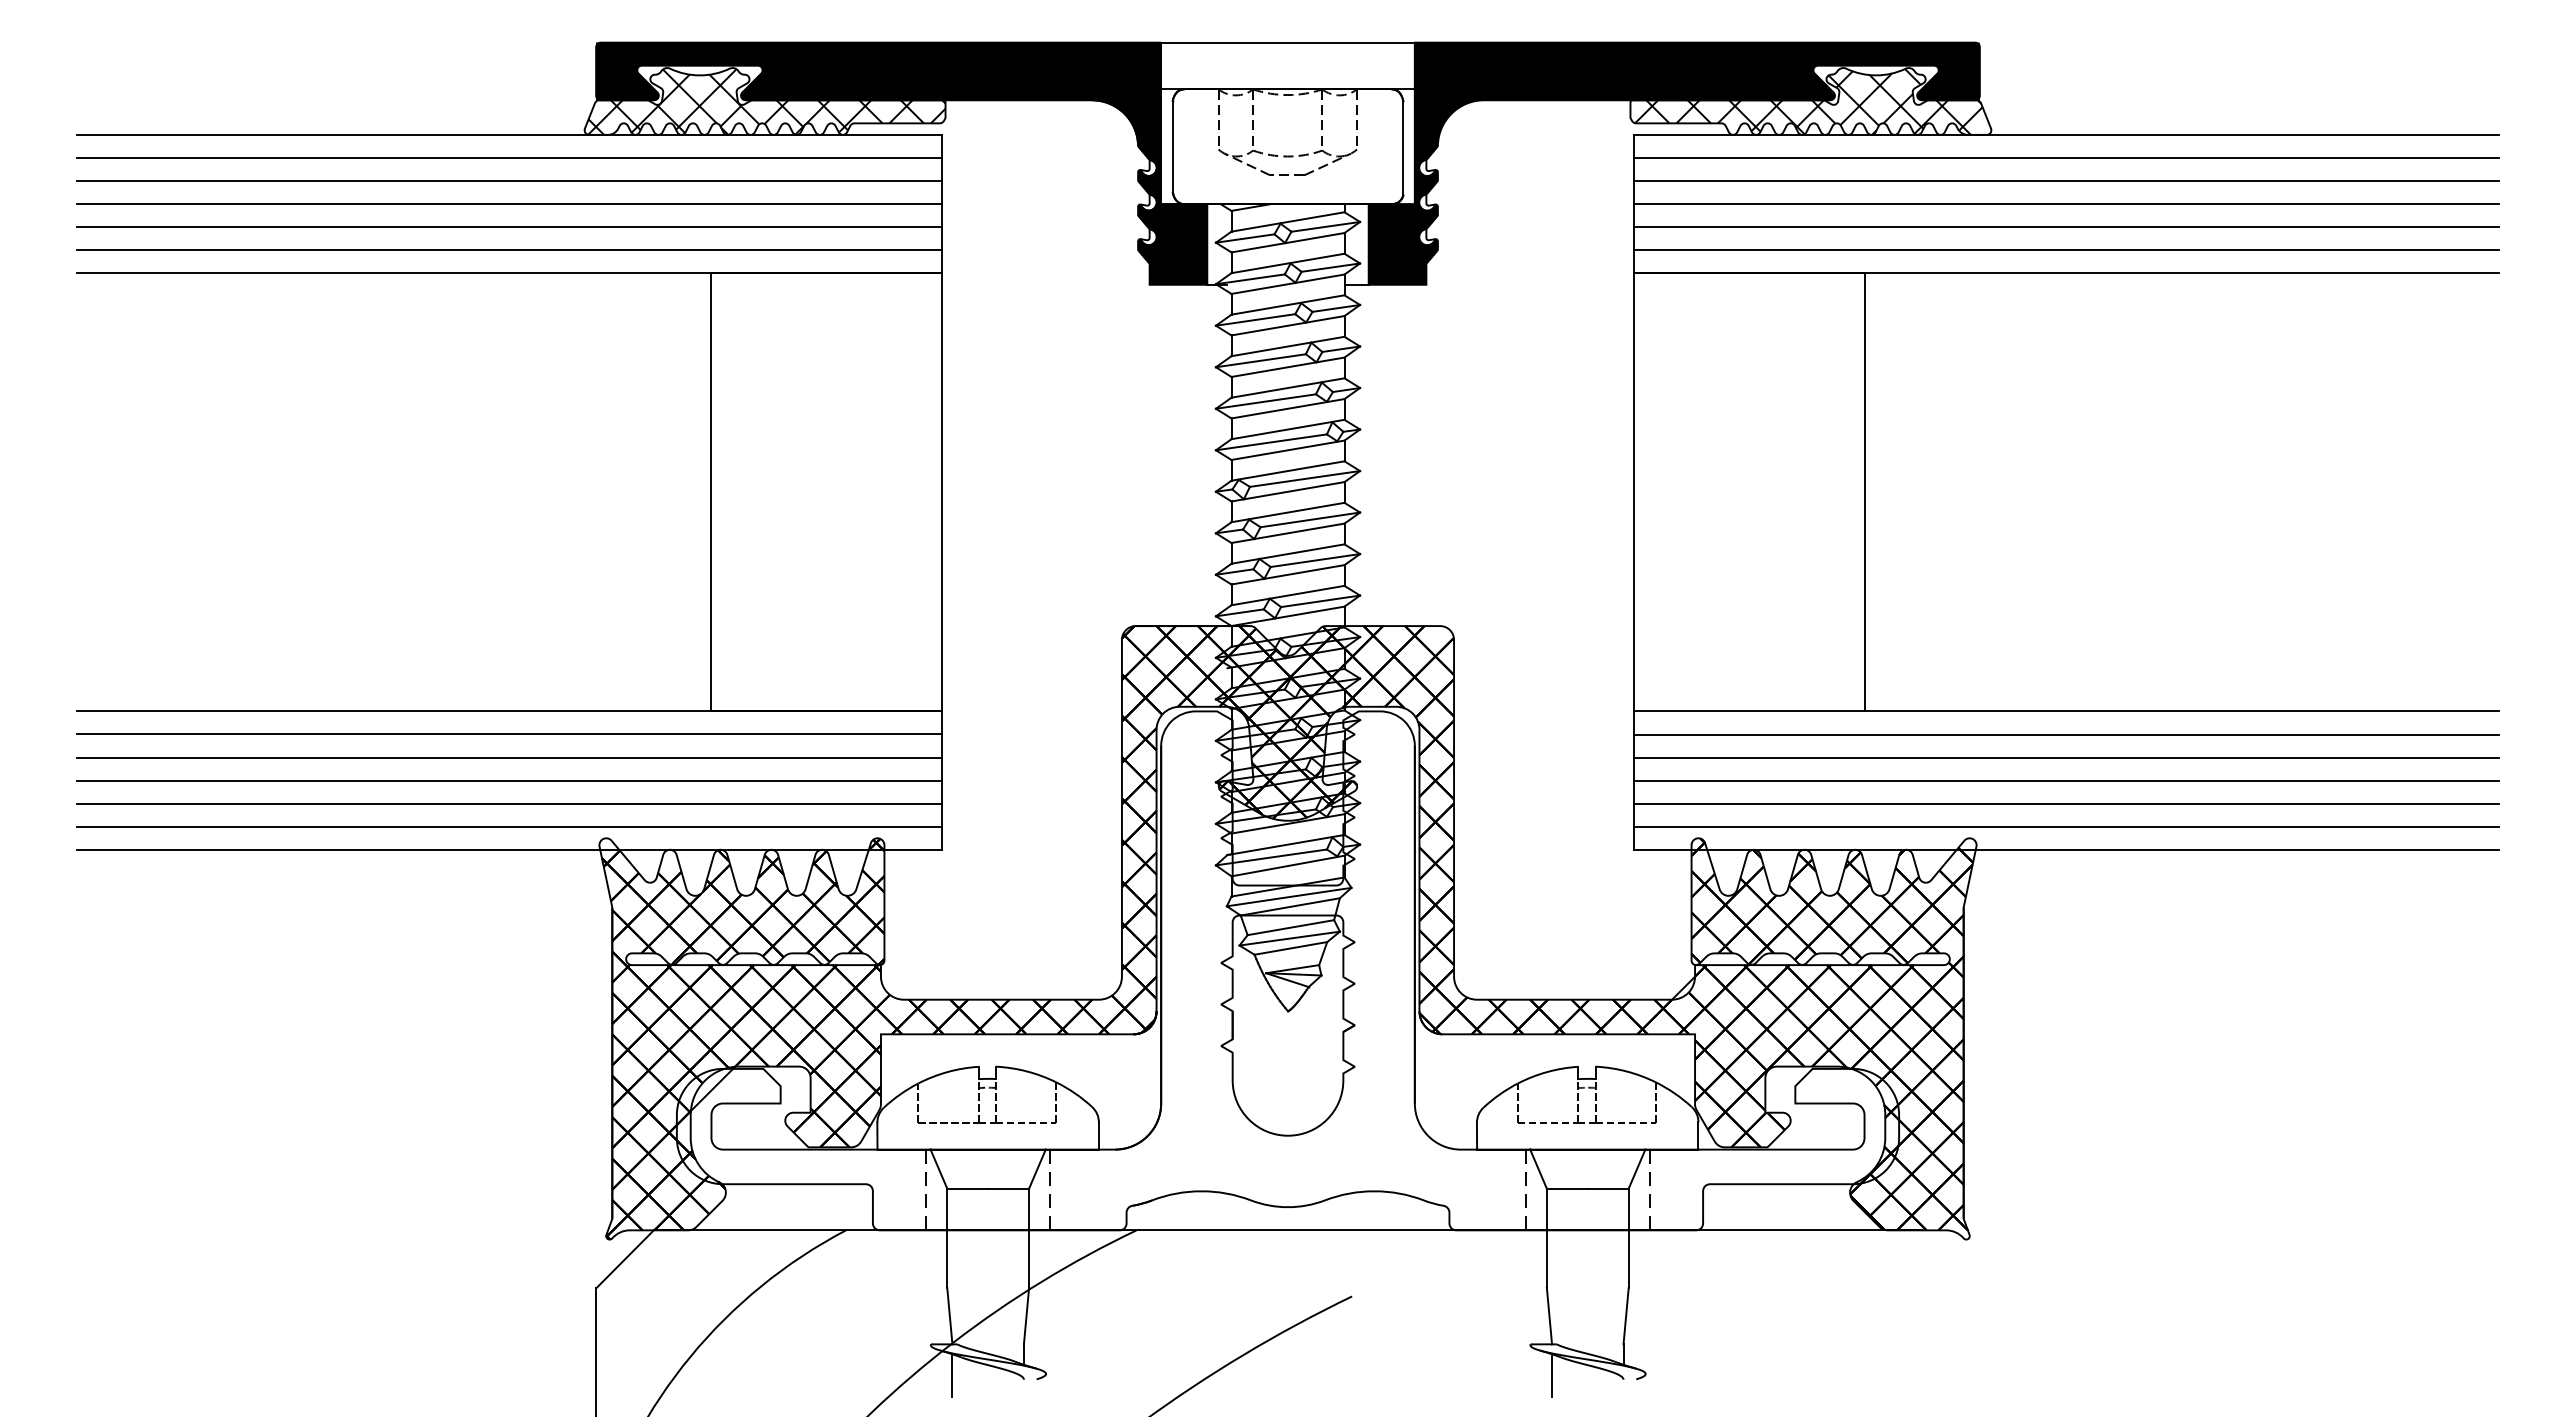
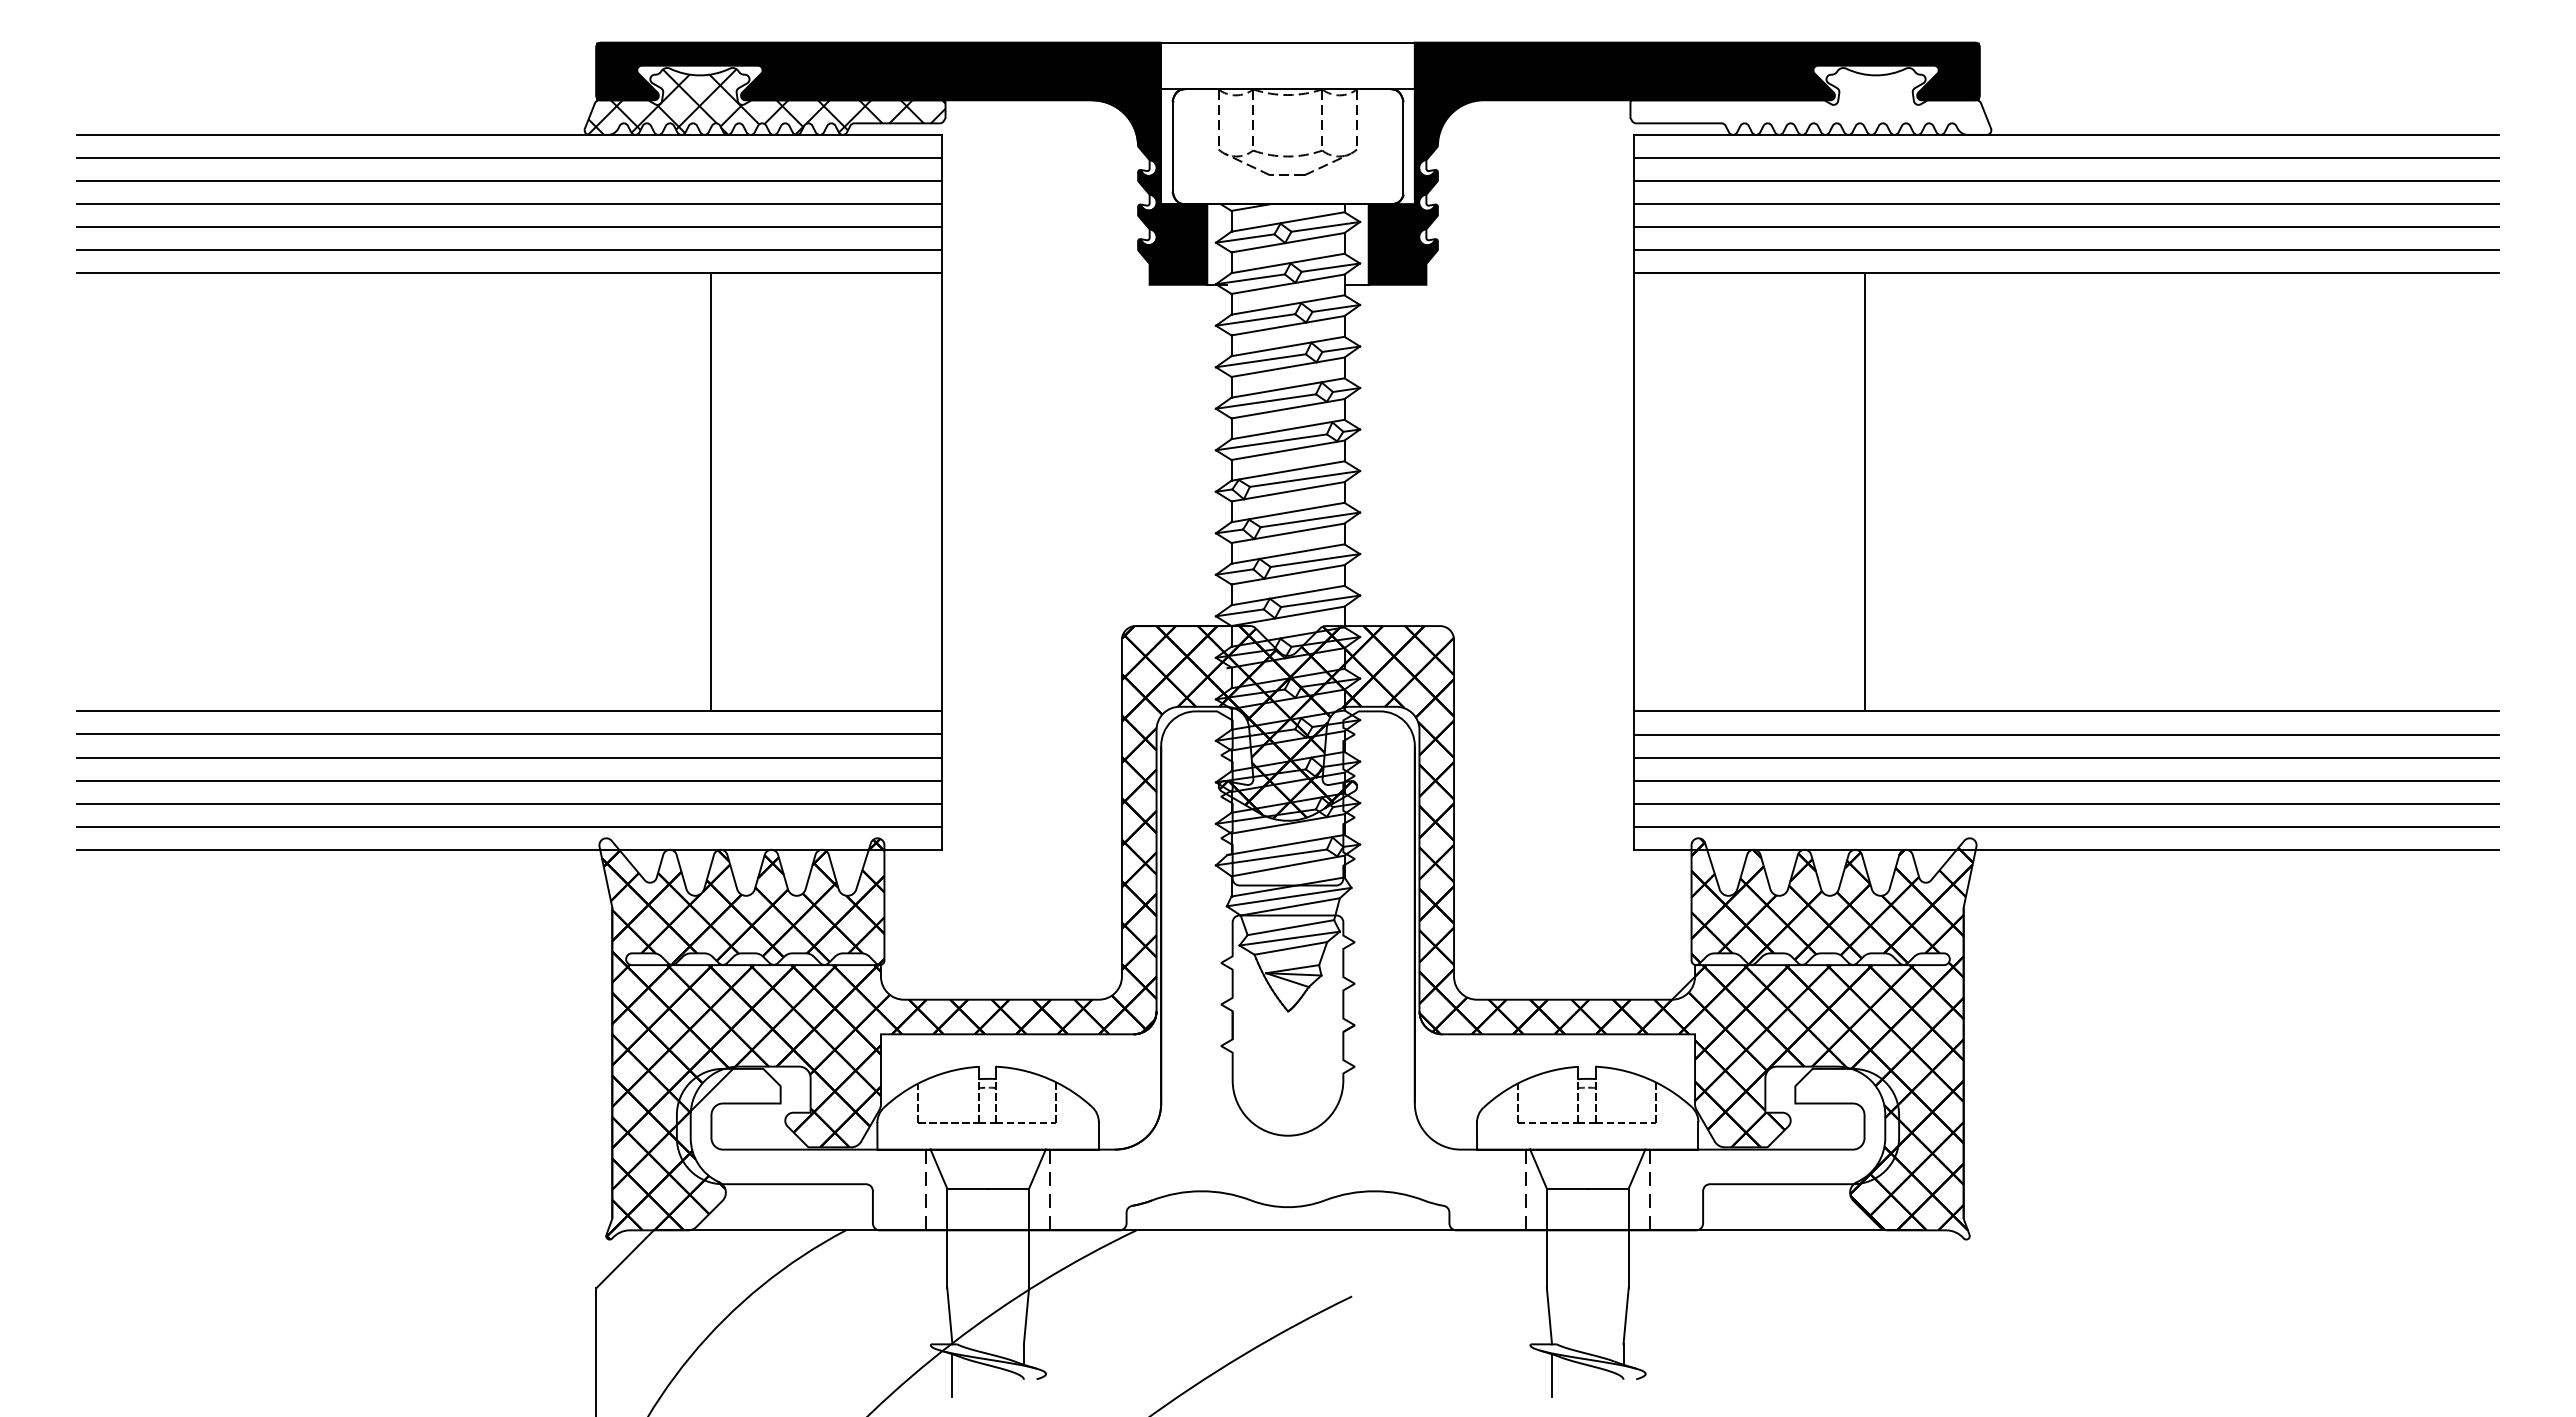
hatch: present -> none (1808, 101)
